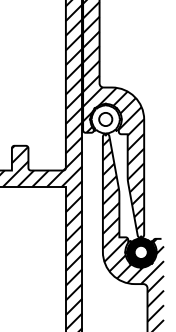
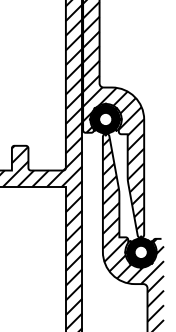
hatch: none -> present (105, 119)
